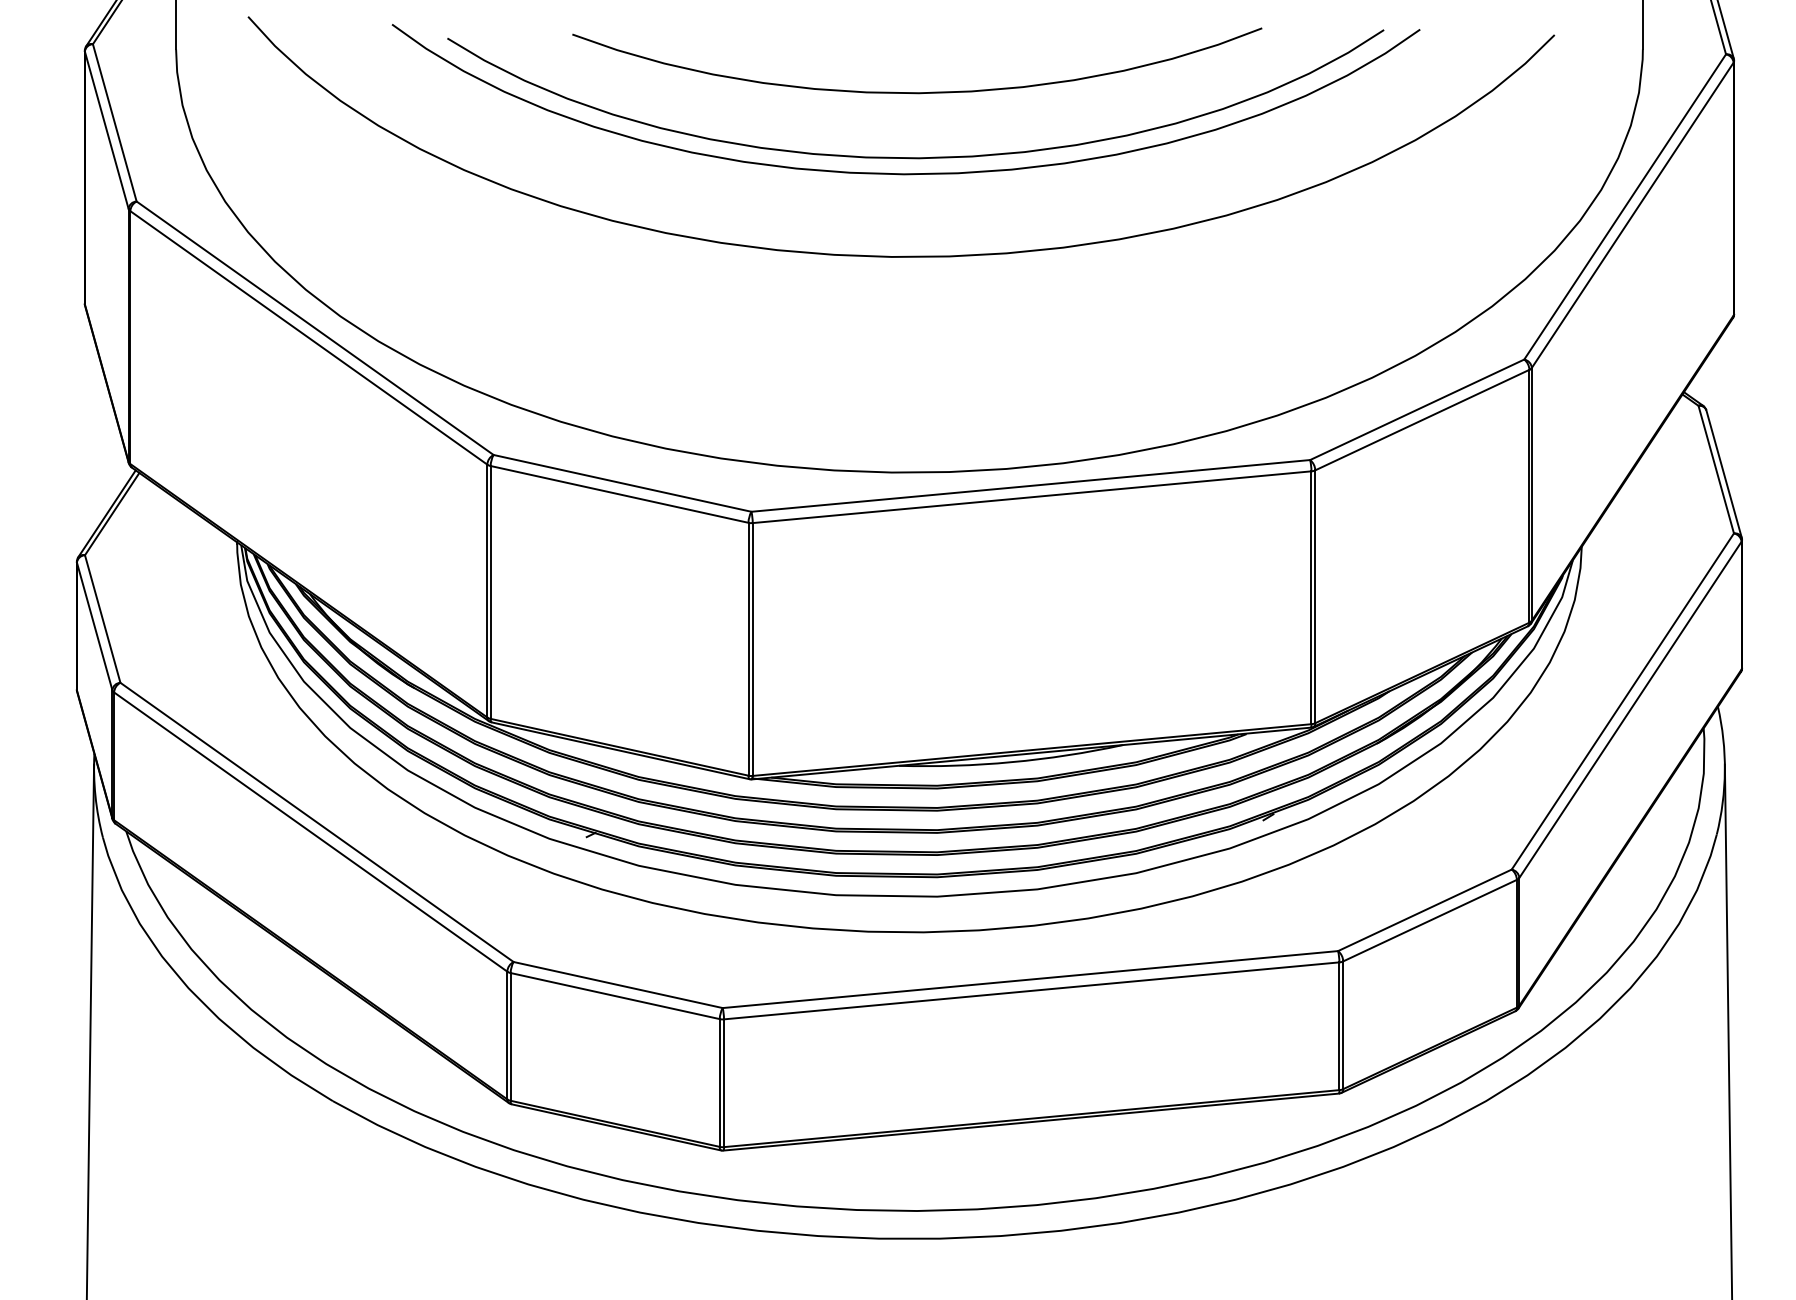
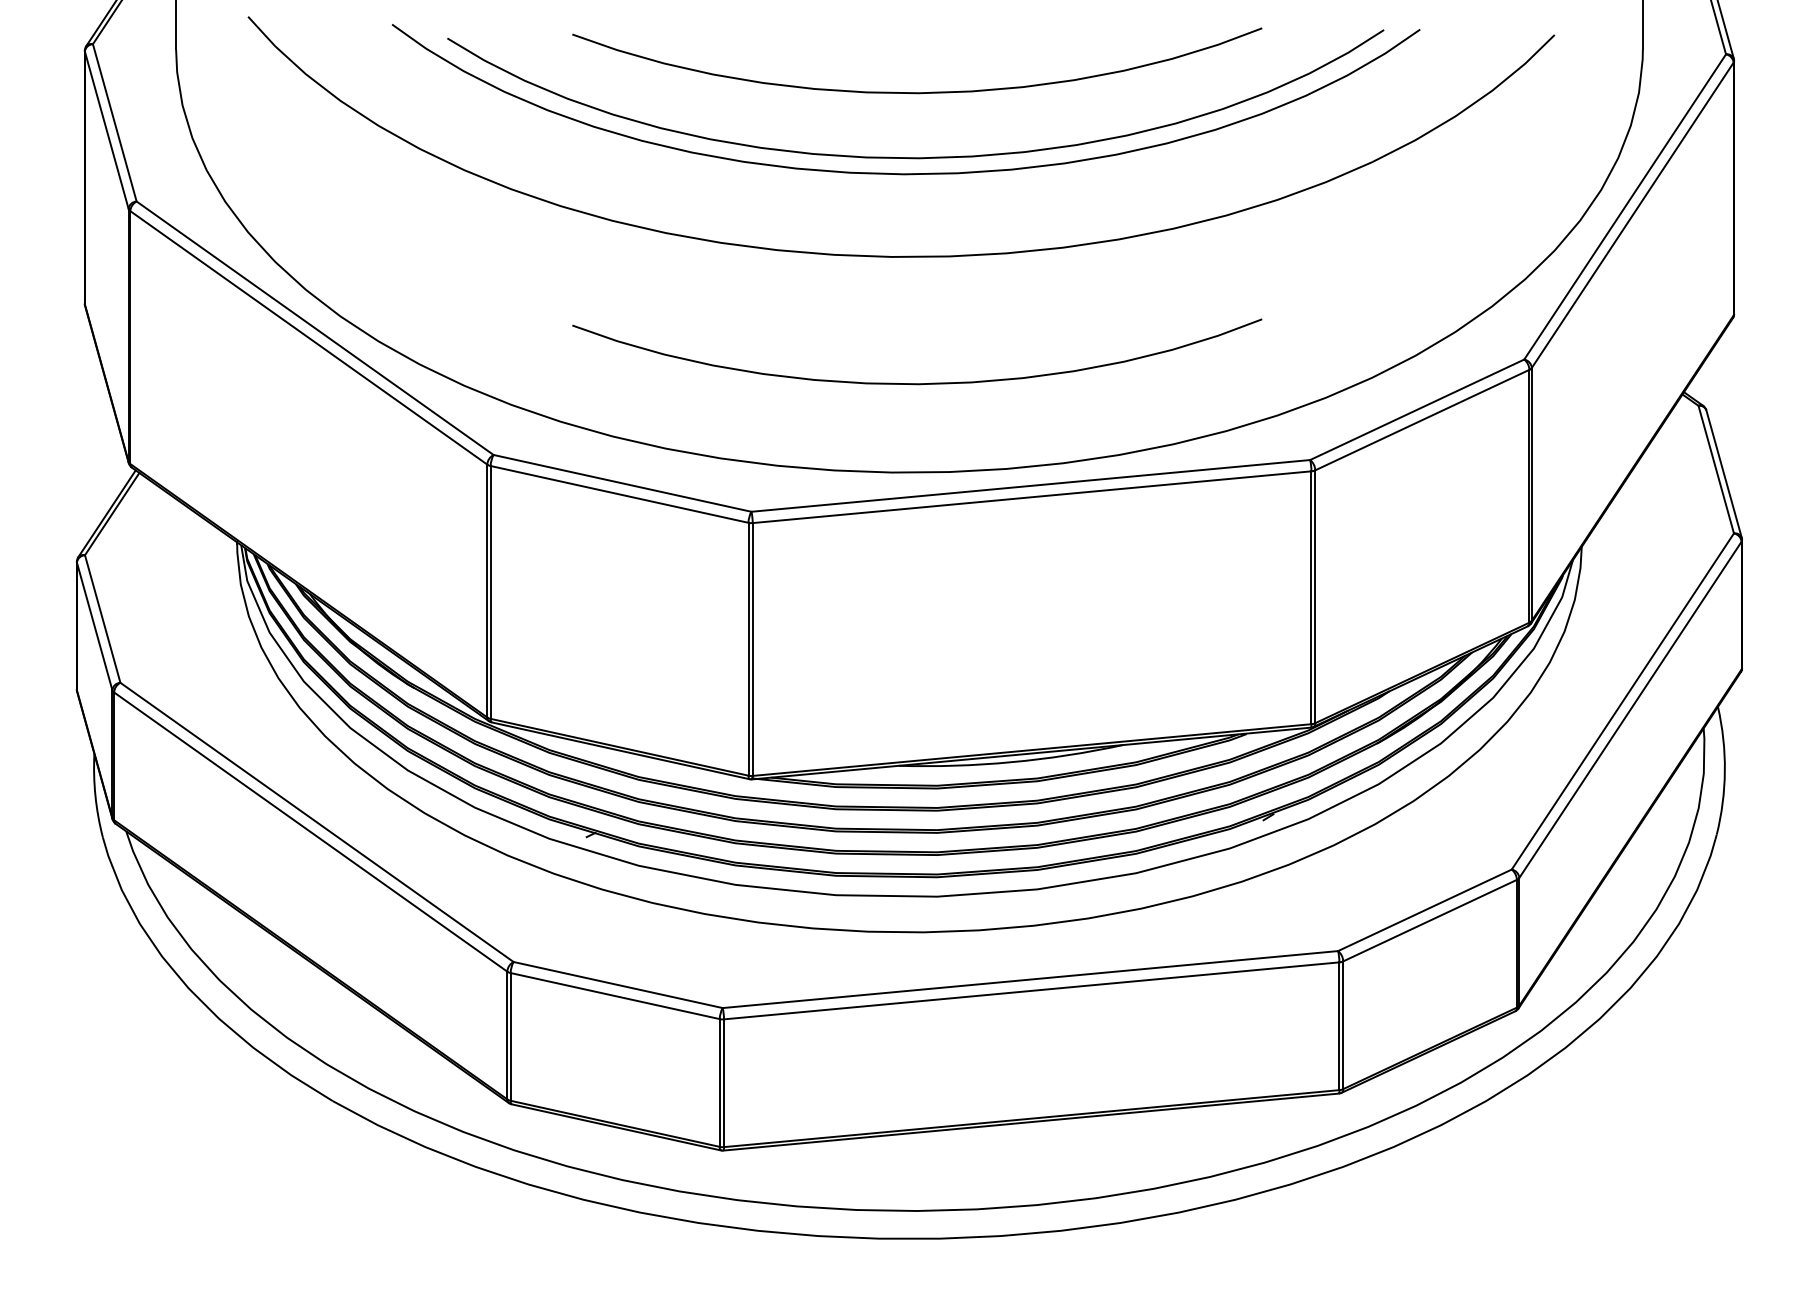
curve: none -> present (917, 383)
line: present -> none (90, 1030)
line: present -> none (1728, 1030)
